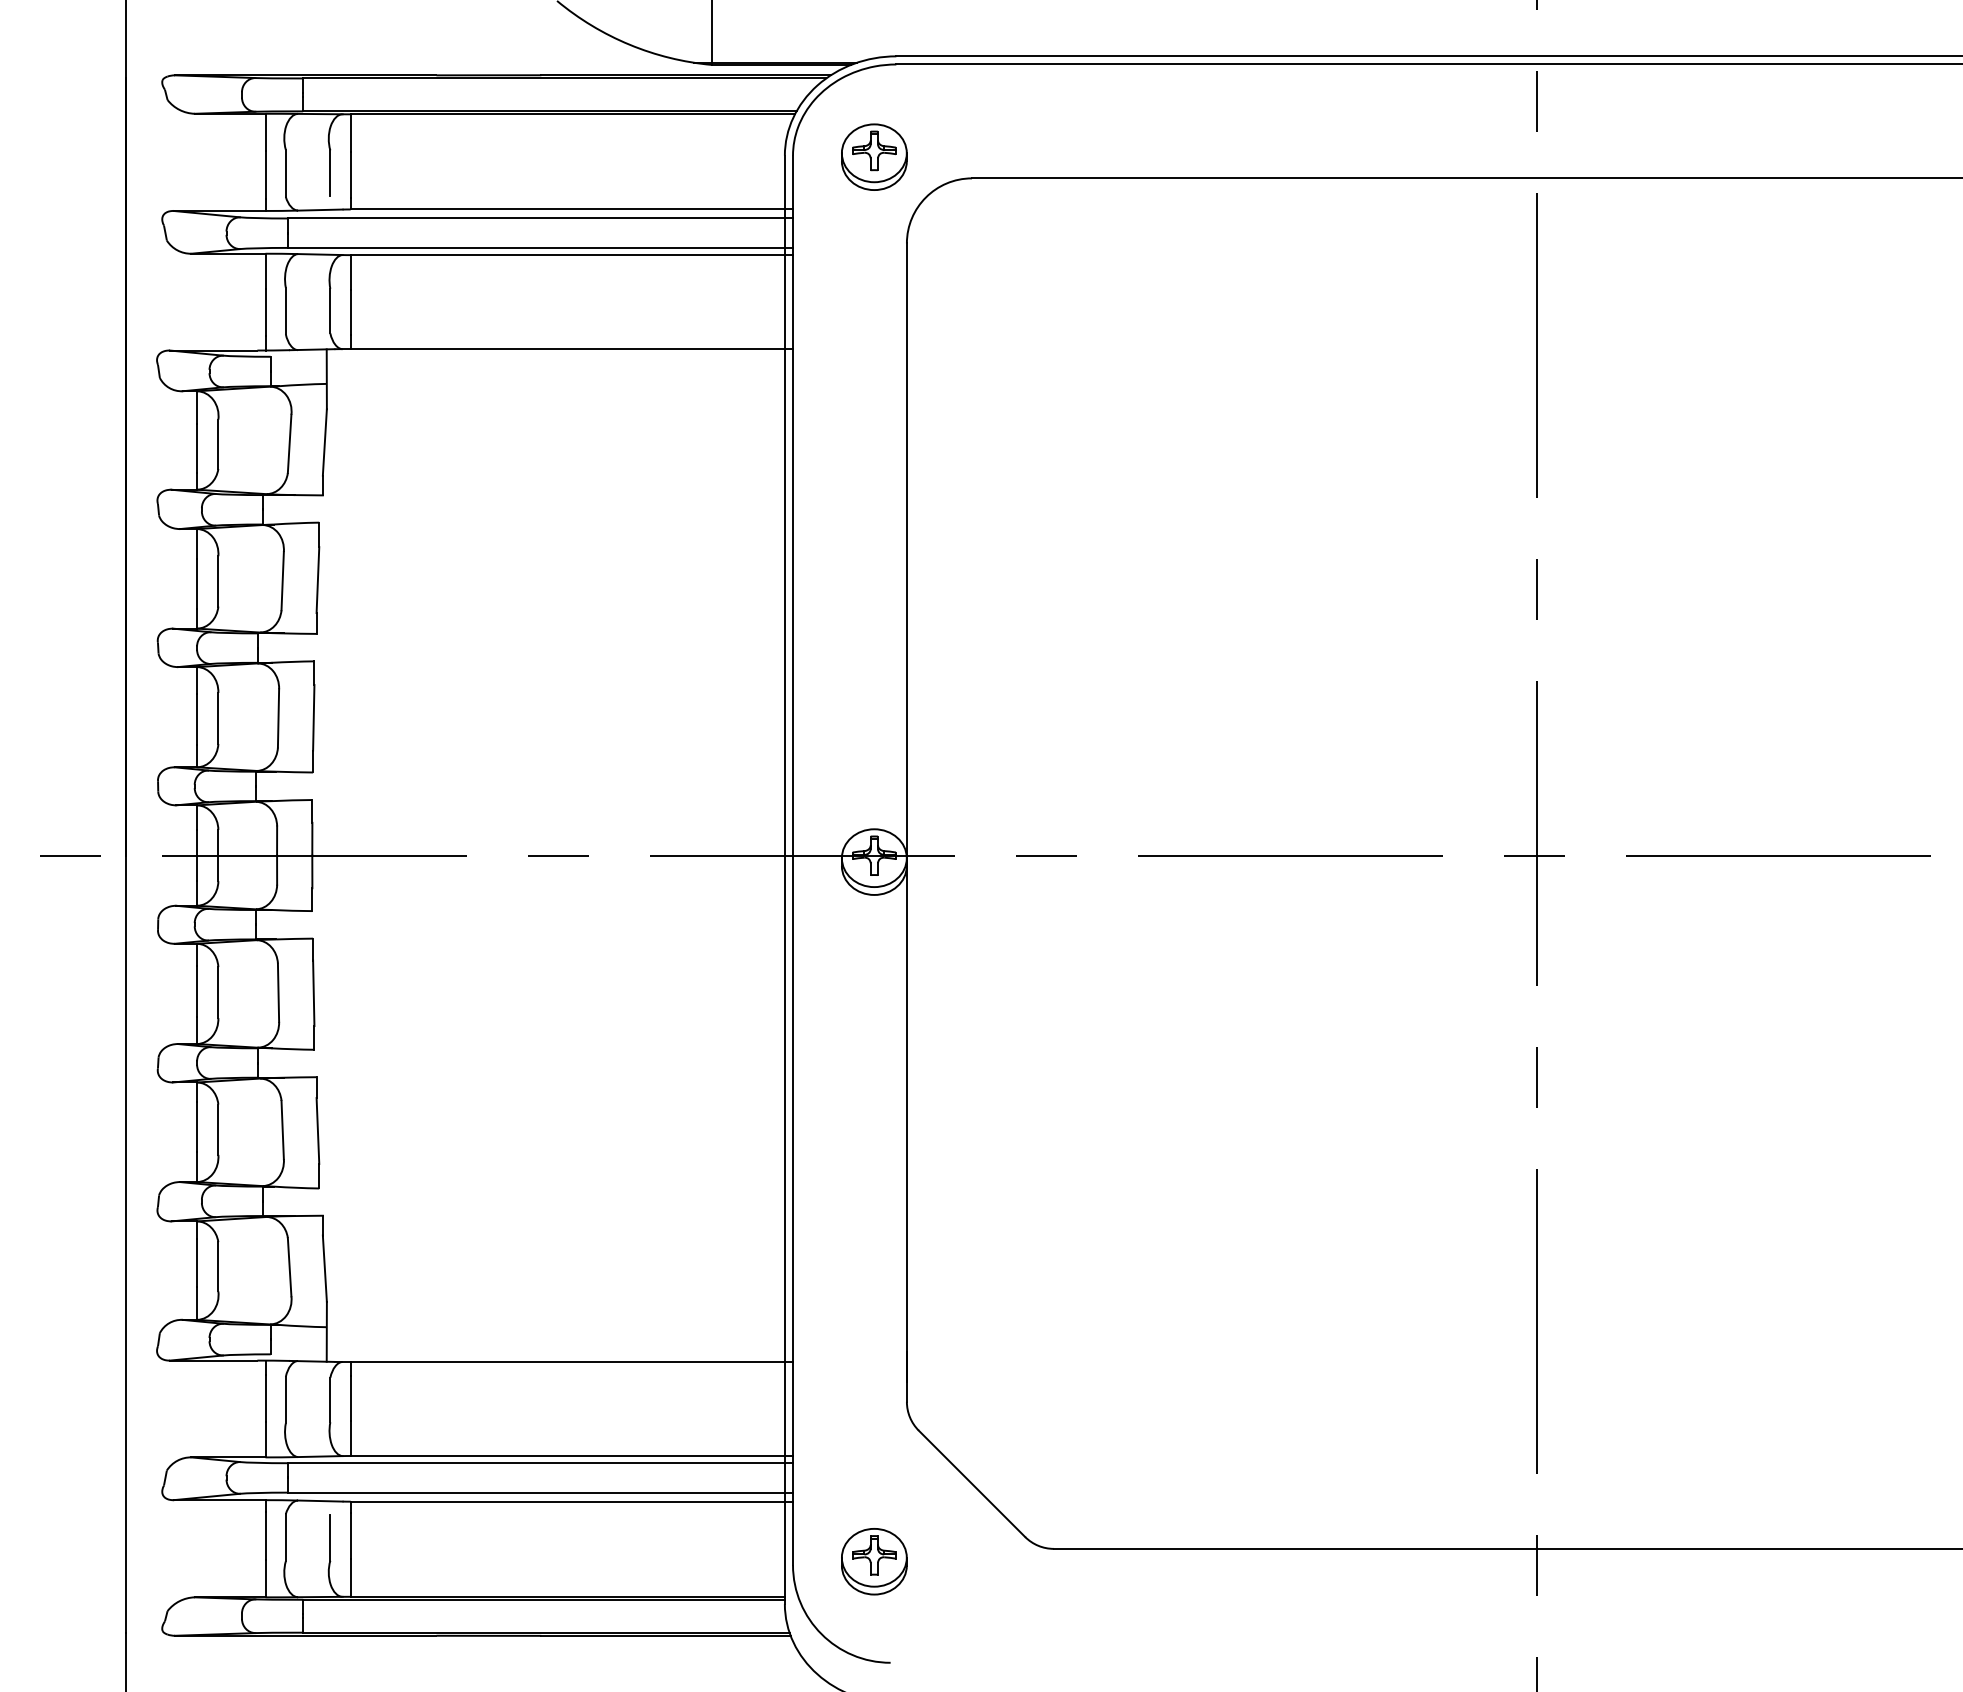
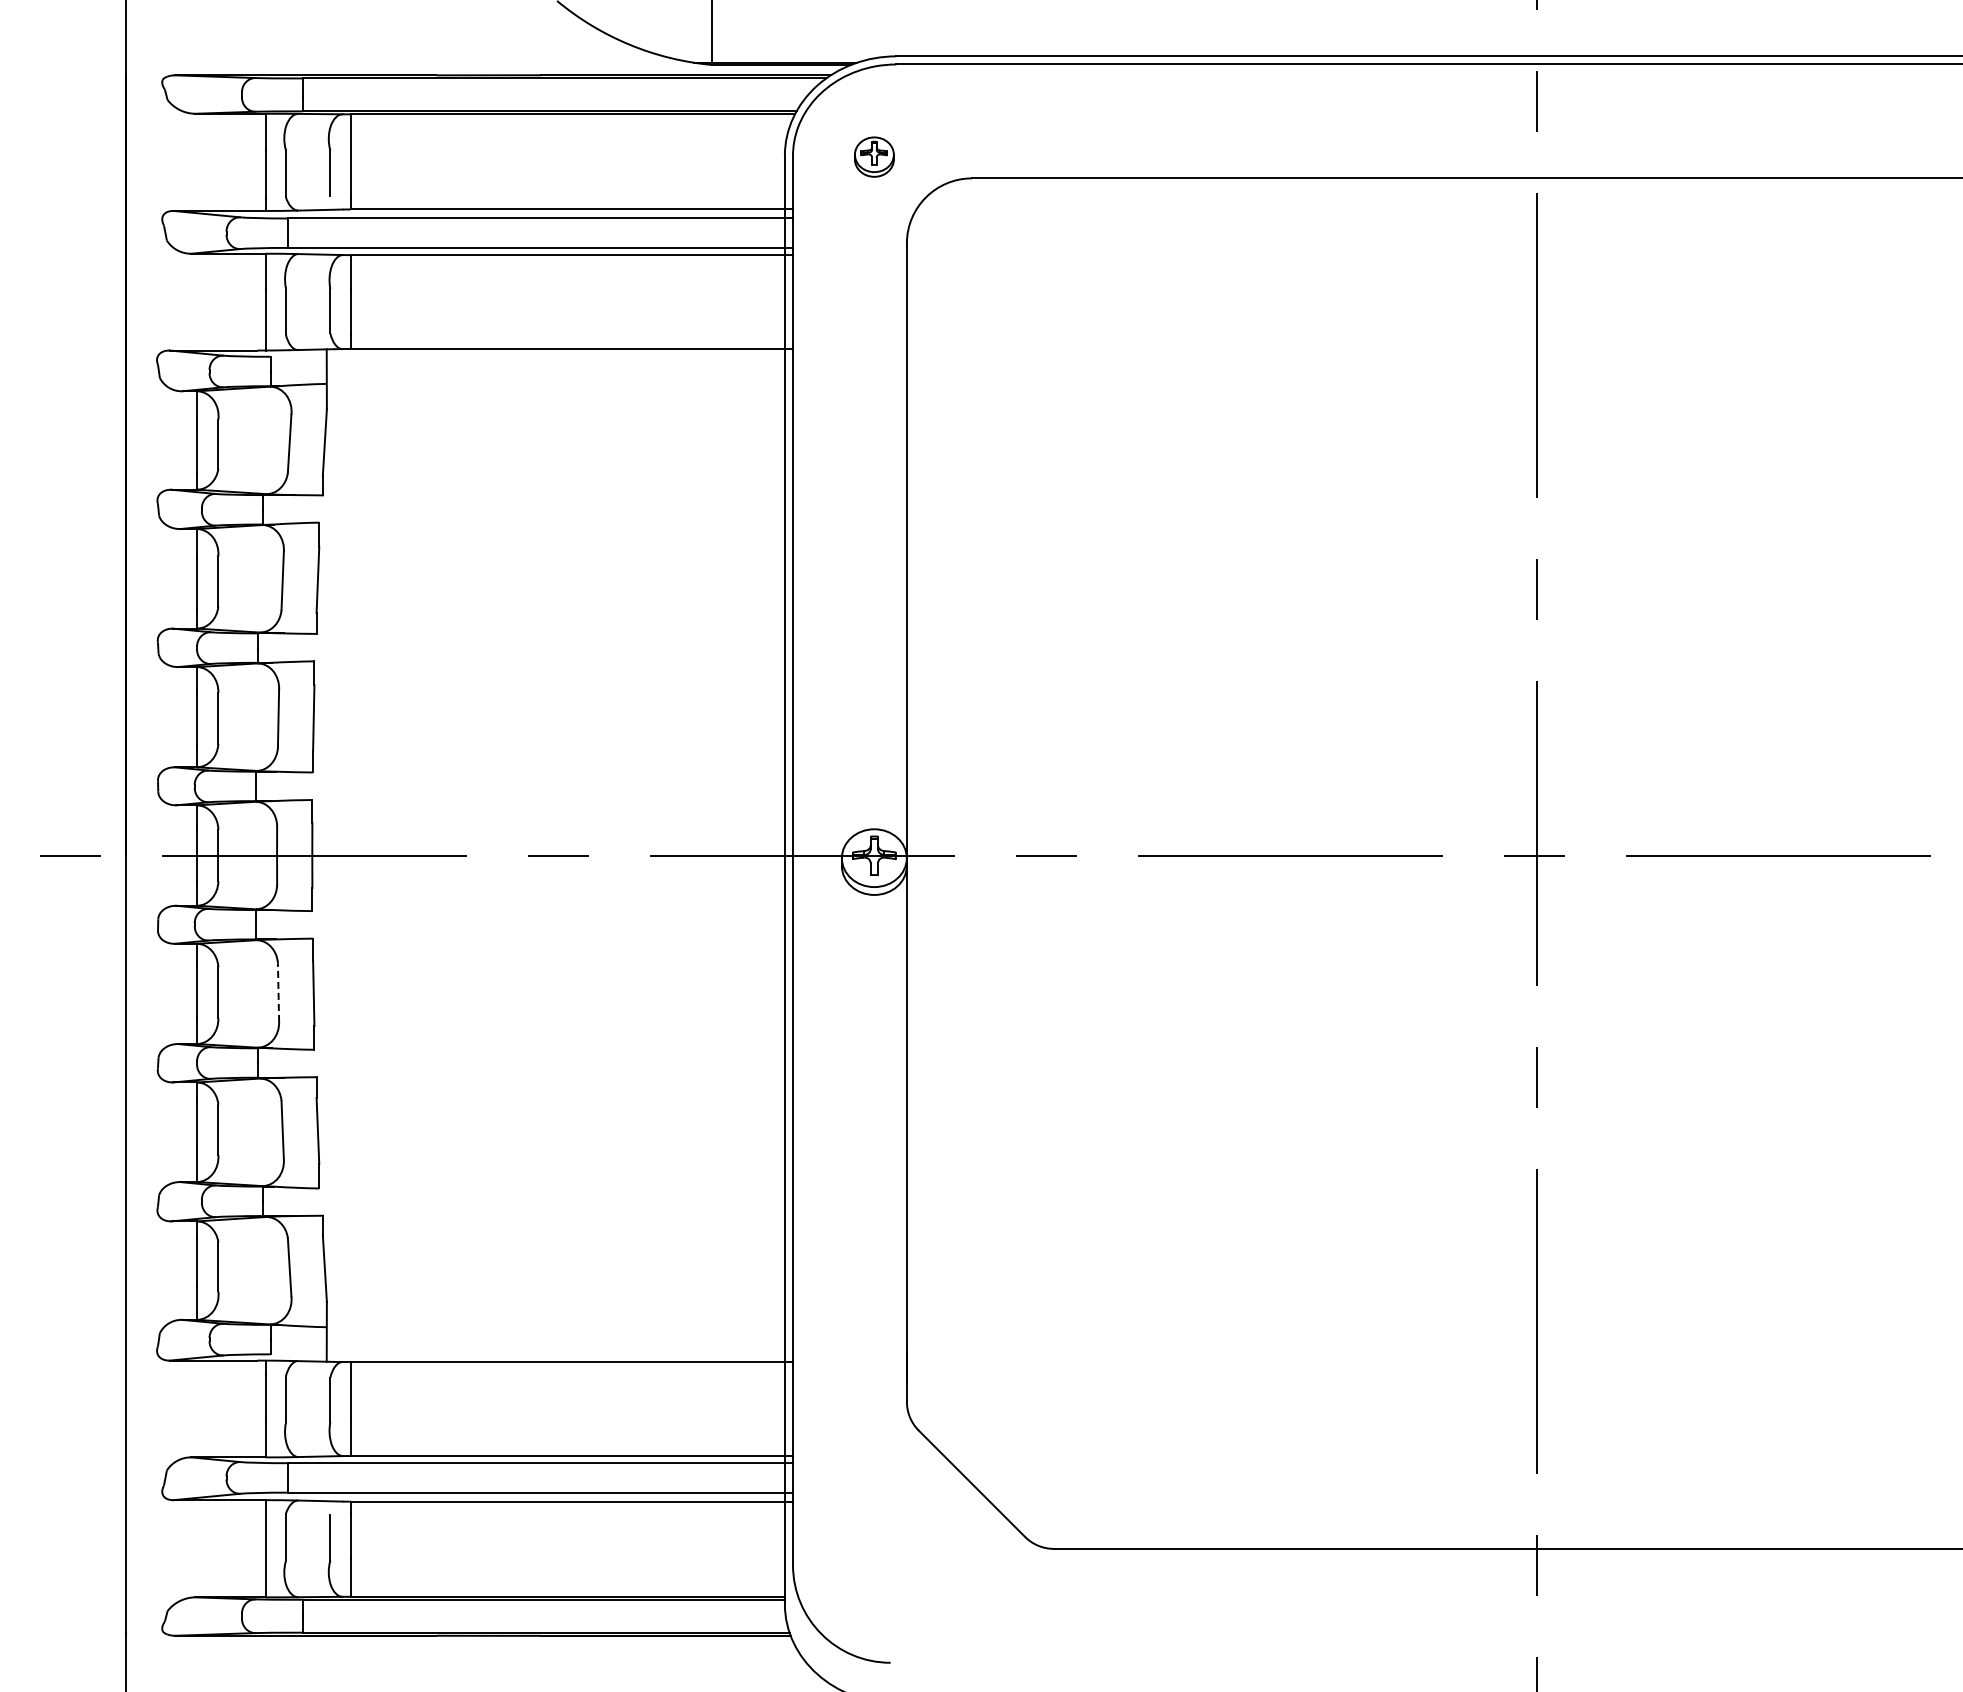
part size: 67x68 px -> 41x42 px (874, 156)
line: solid -> dashed (278, 992)
part: present -> none (874, 1561)
